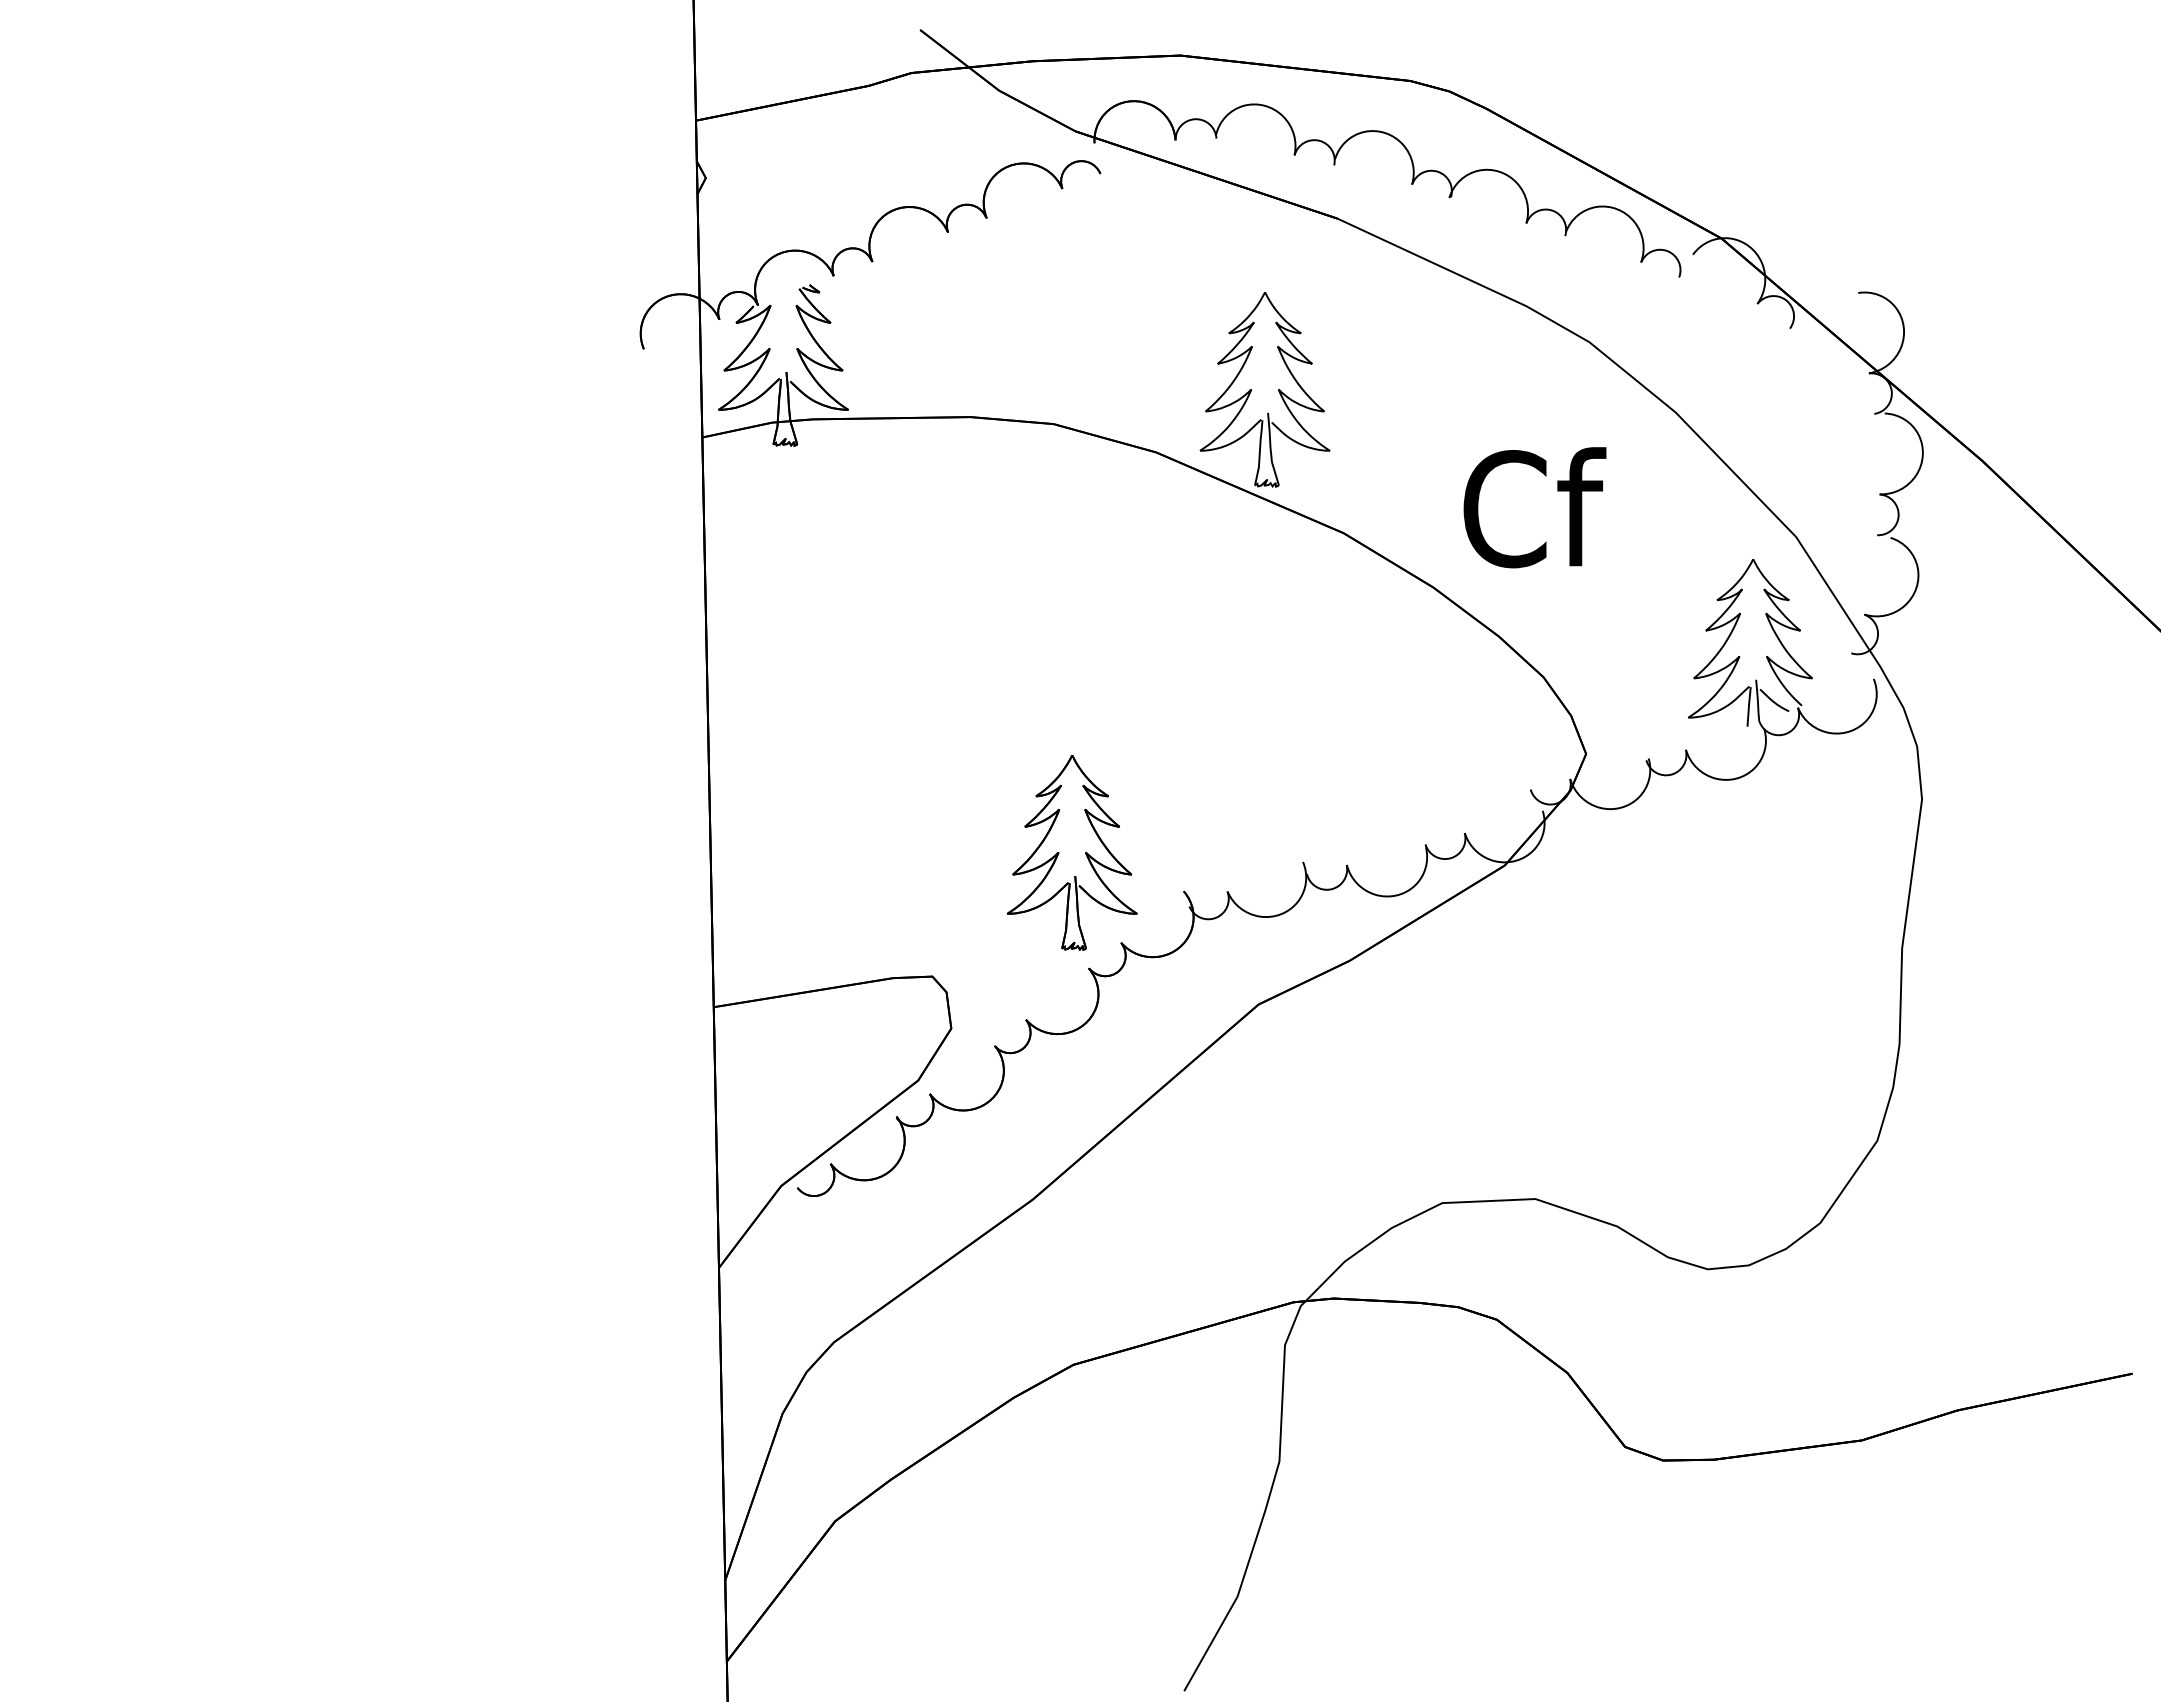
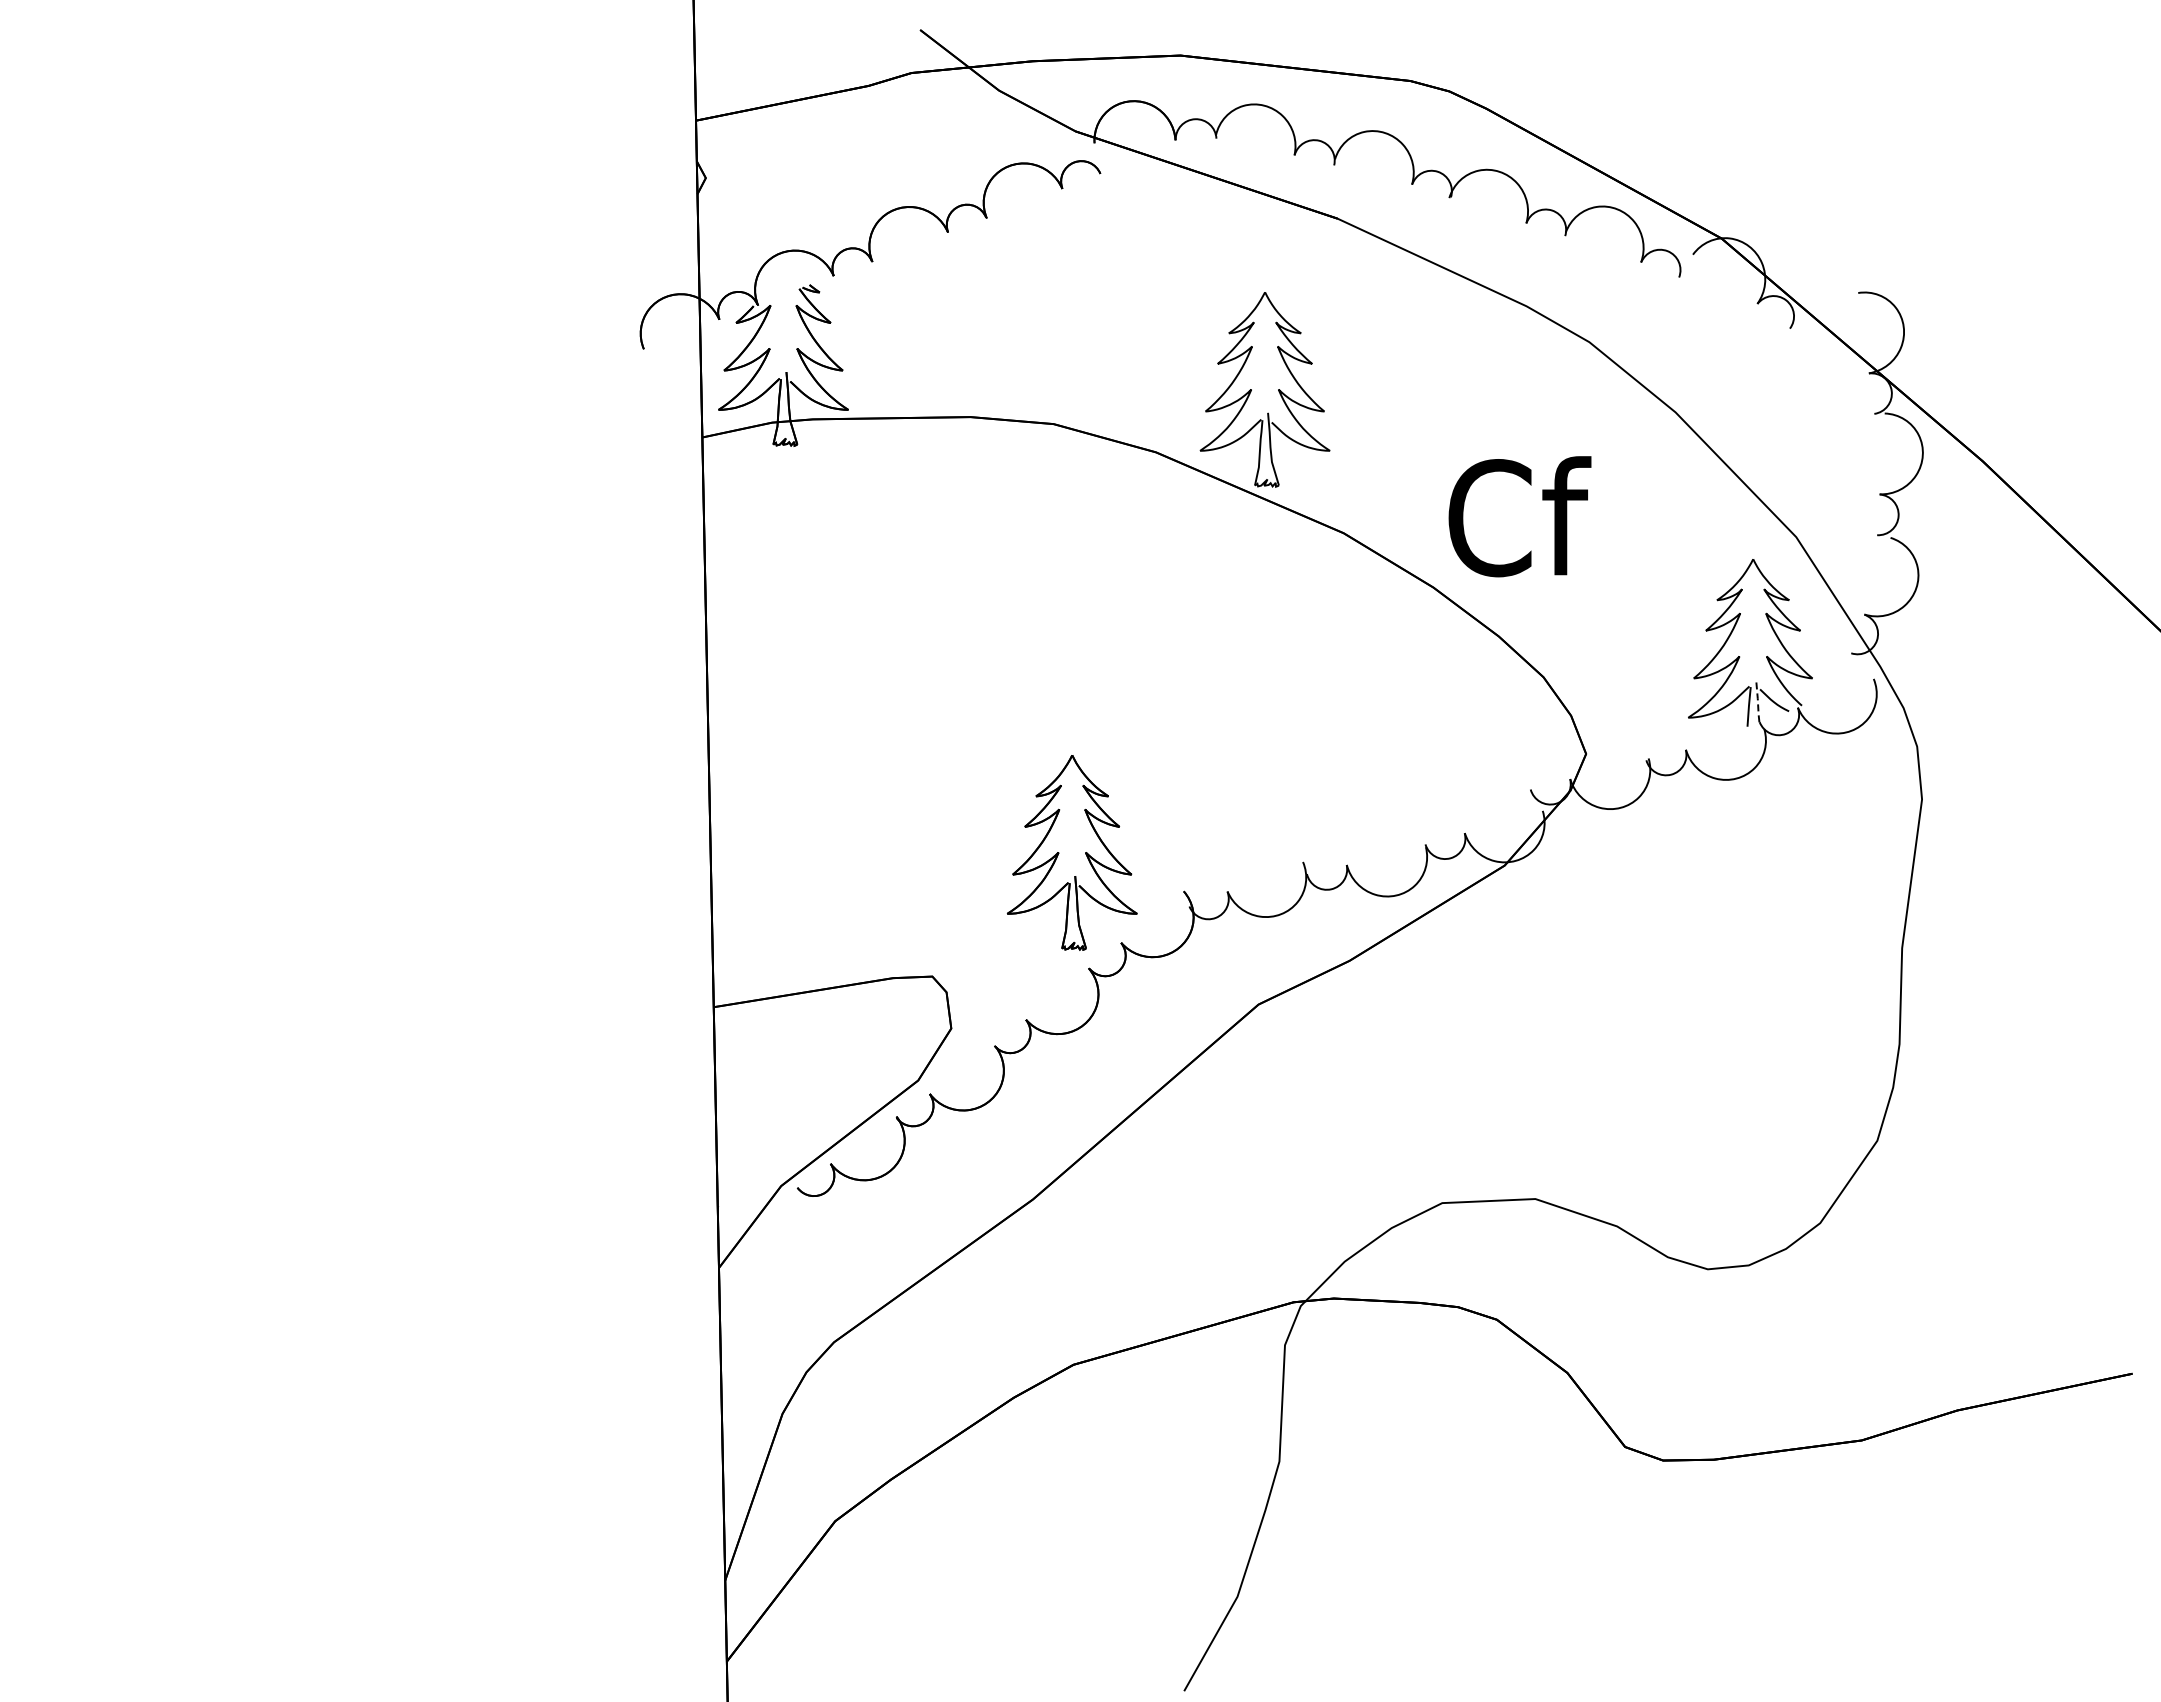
text position: (1534, 507) -> (1519, 516) (1519, 516)
line: solid -> dashed (1757, 700)
